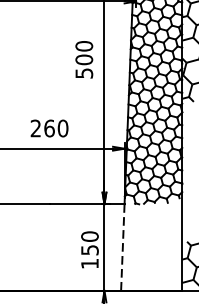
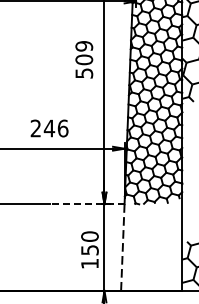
text: 500 -> 509 (84, 46)
text: 260 -> 246 (55, 128)
line: solid -> dashed (87, 204)
